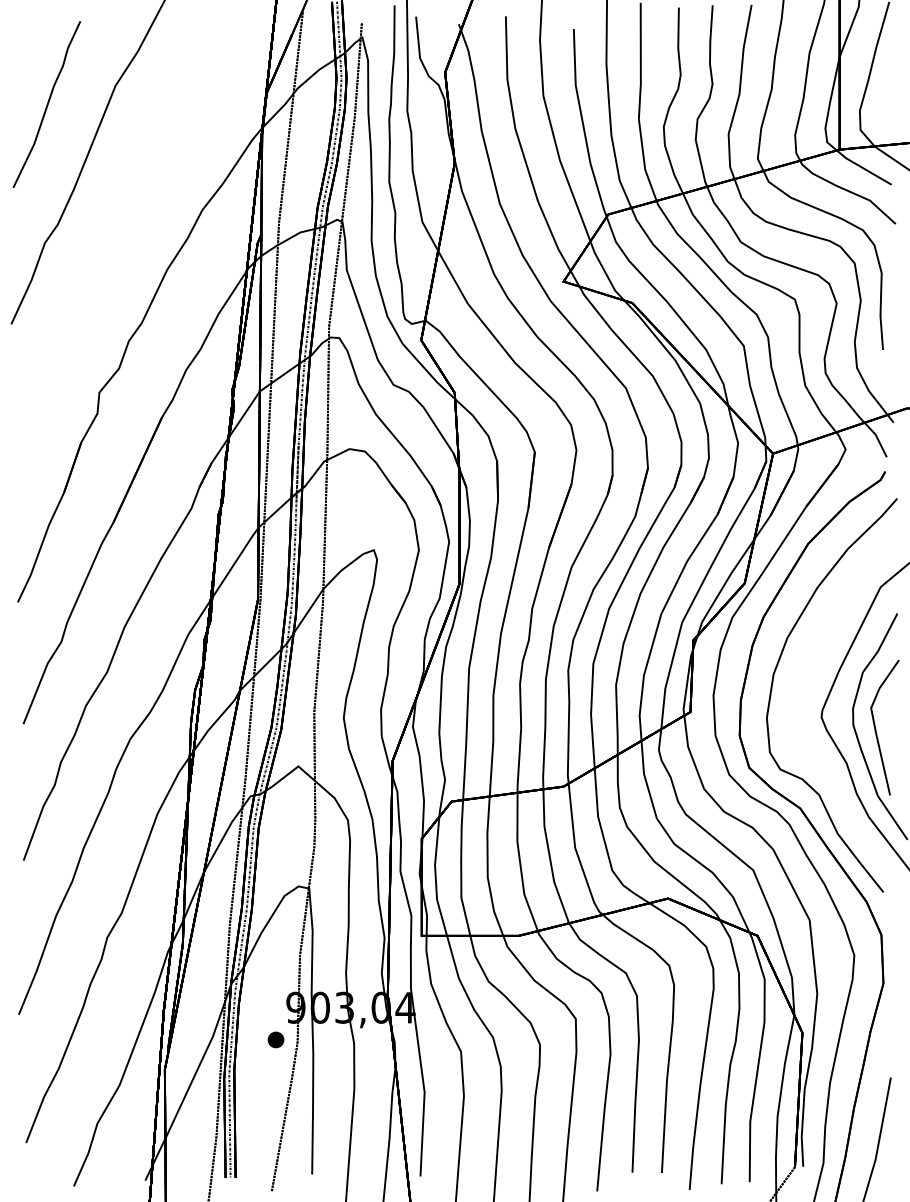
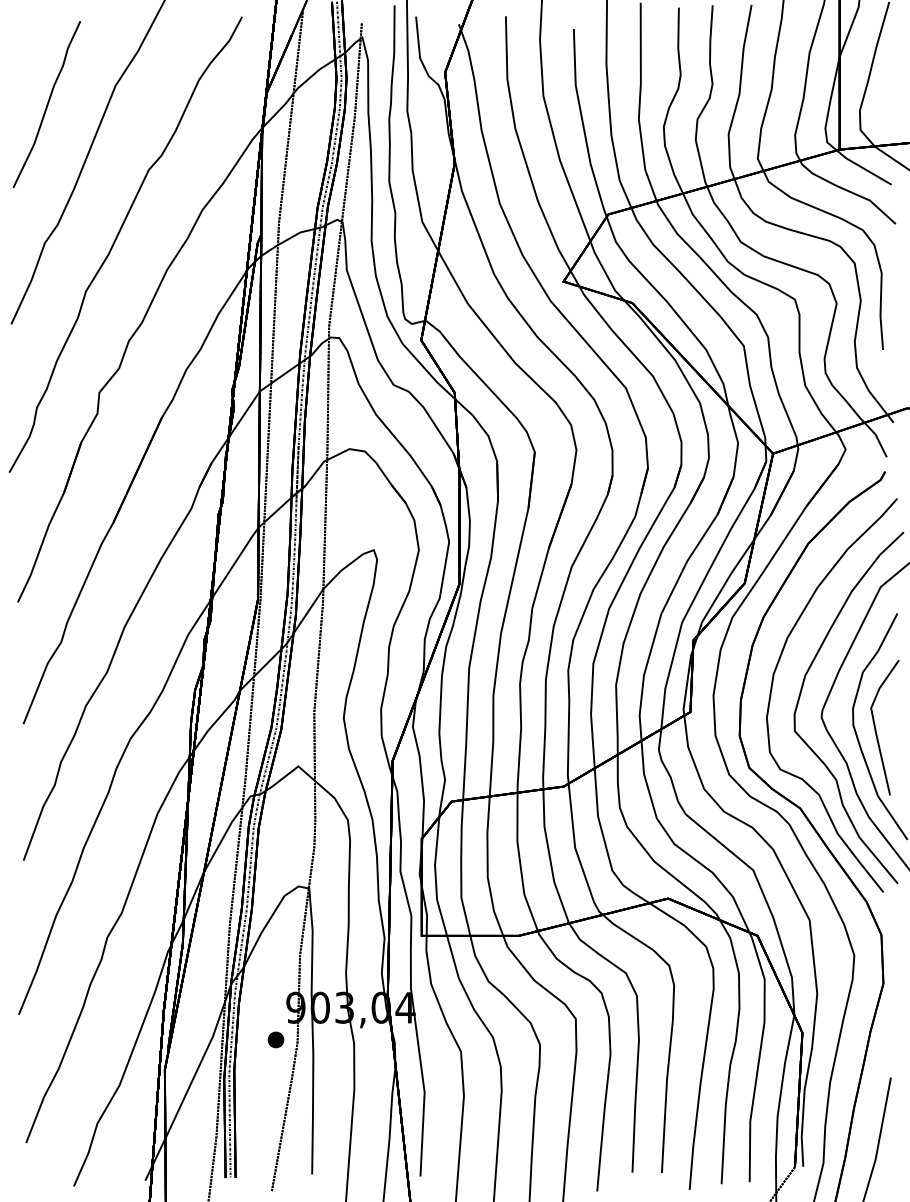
curve: none -> present (116, 240)
part: none -> present (800, 697)
